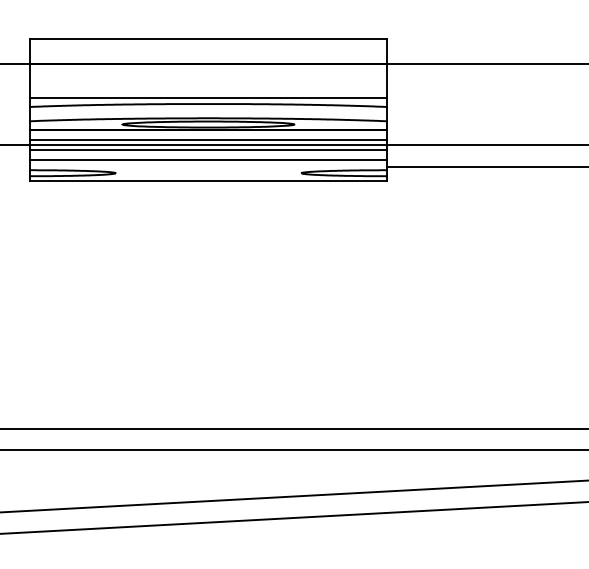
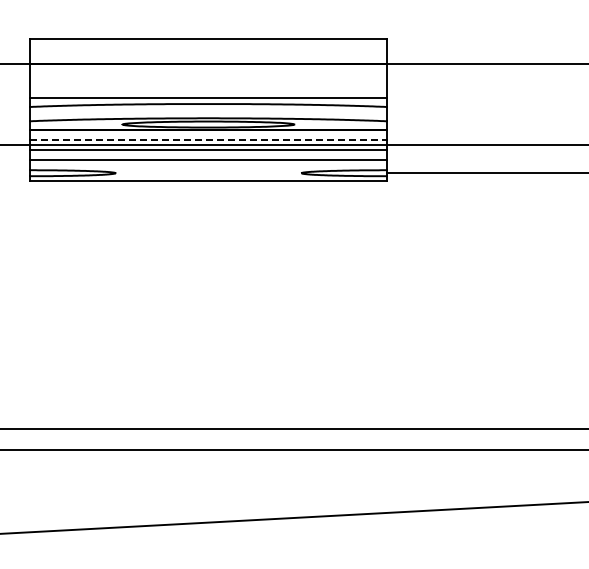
line: solid -> dashed (208, 139)
line position: (486, 166) -> (486, 172) (486, 172)
line: present -> none (293, 496)
